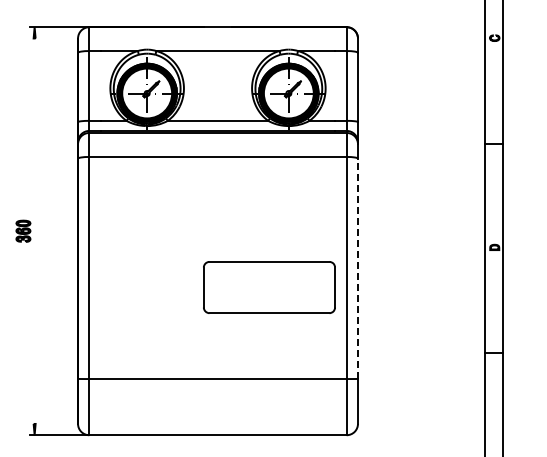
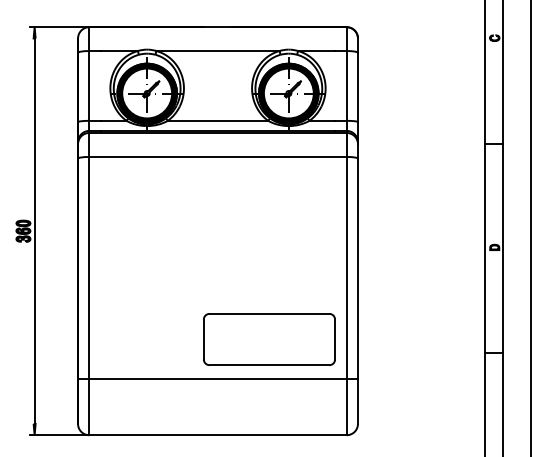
line: none -> present (530, 227)
line: none -> present (34, 230)
line: dashed -> solid (357, 268)
part position: (269, 287) -> (269, 339) (269, 339)
